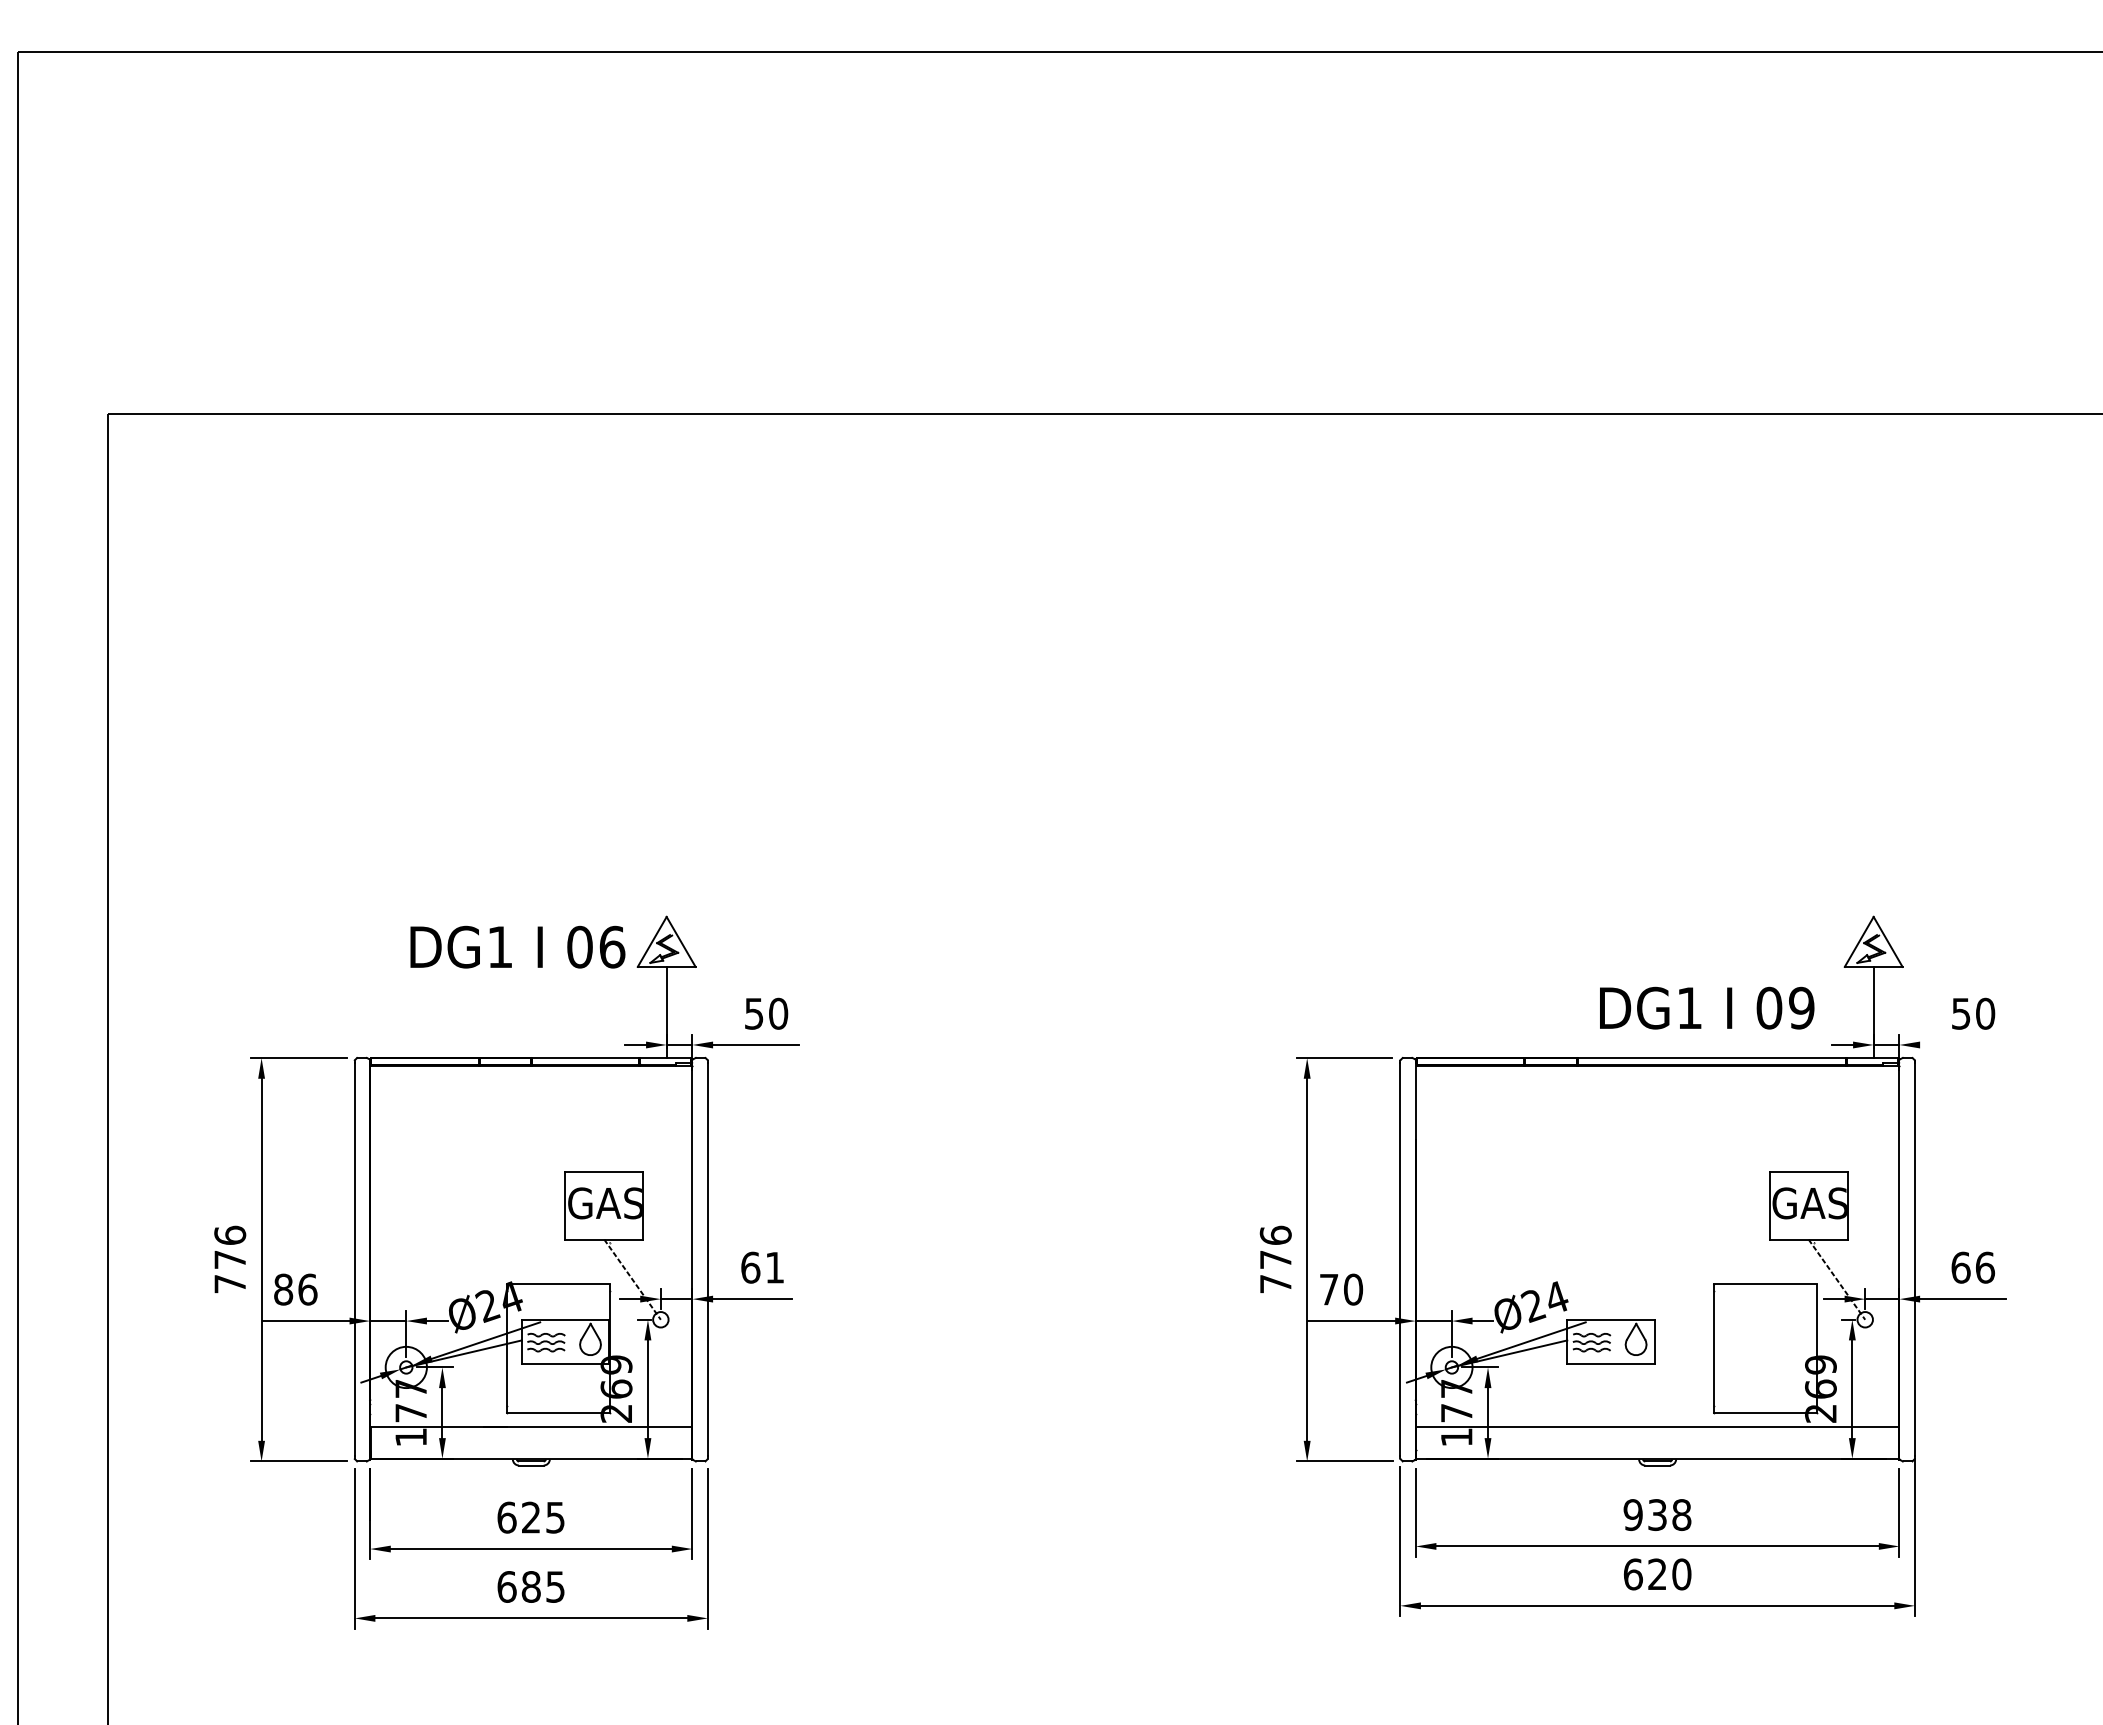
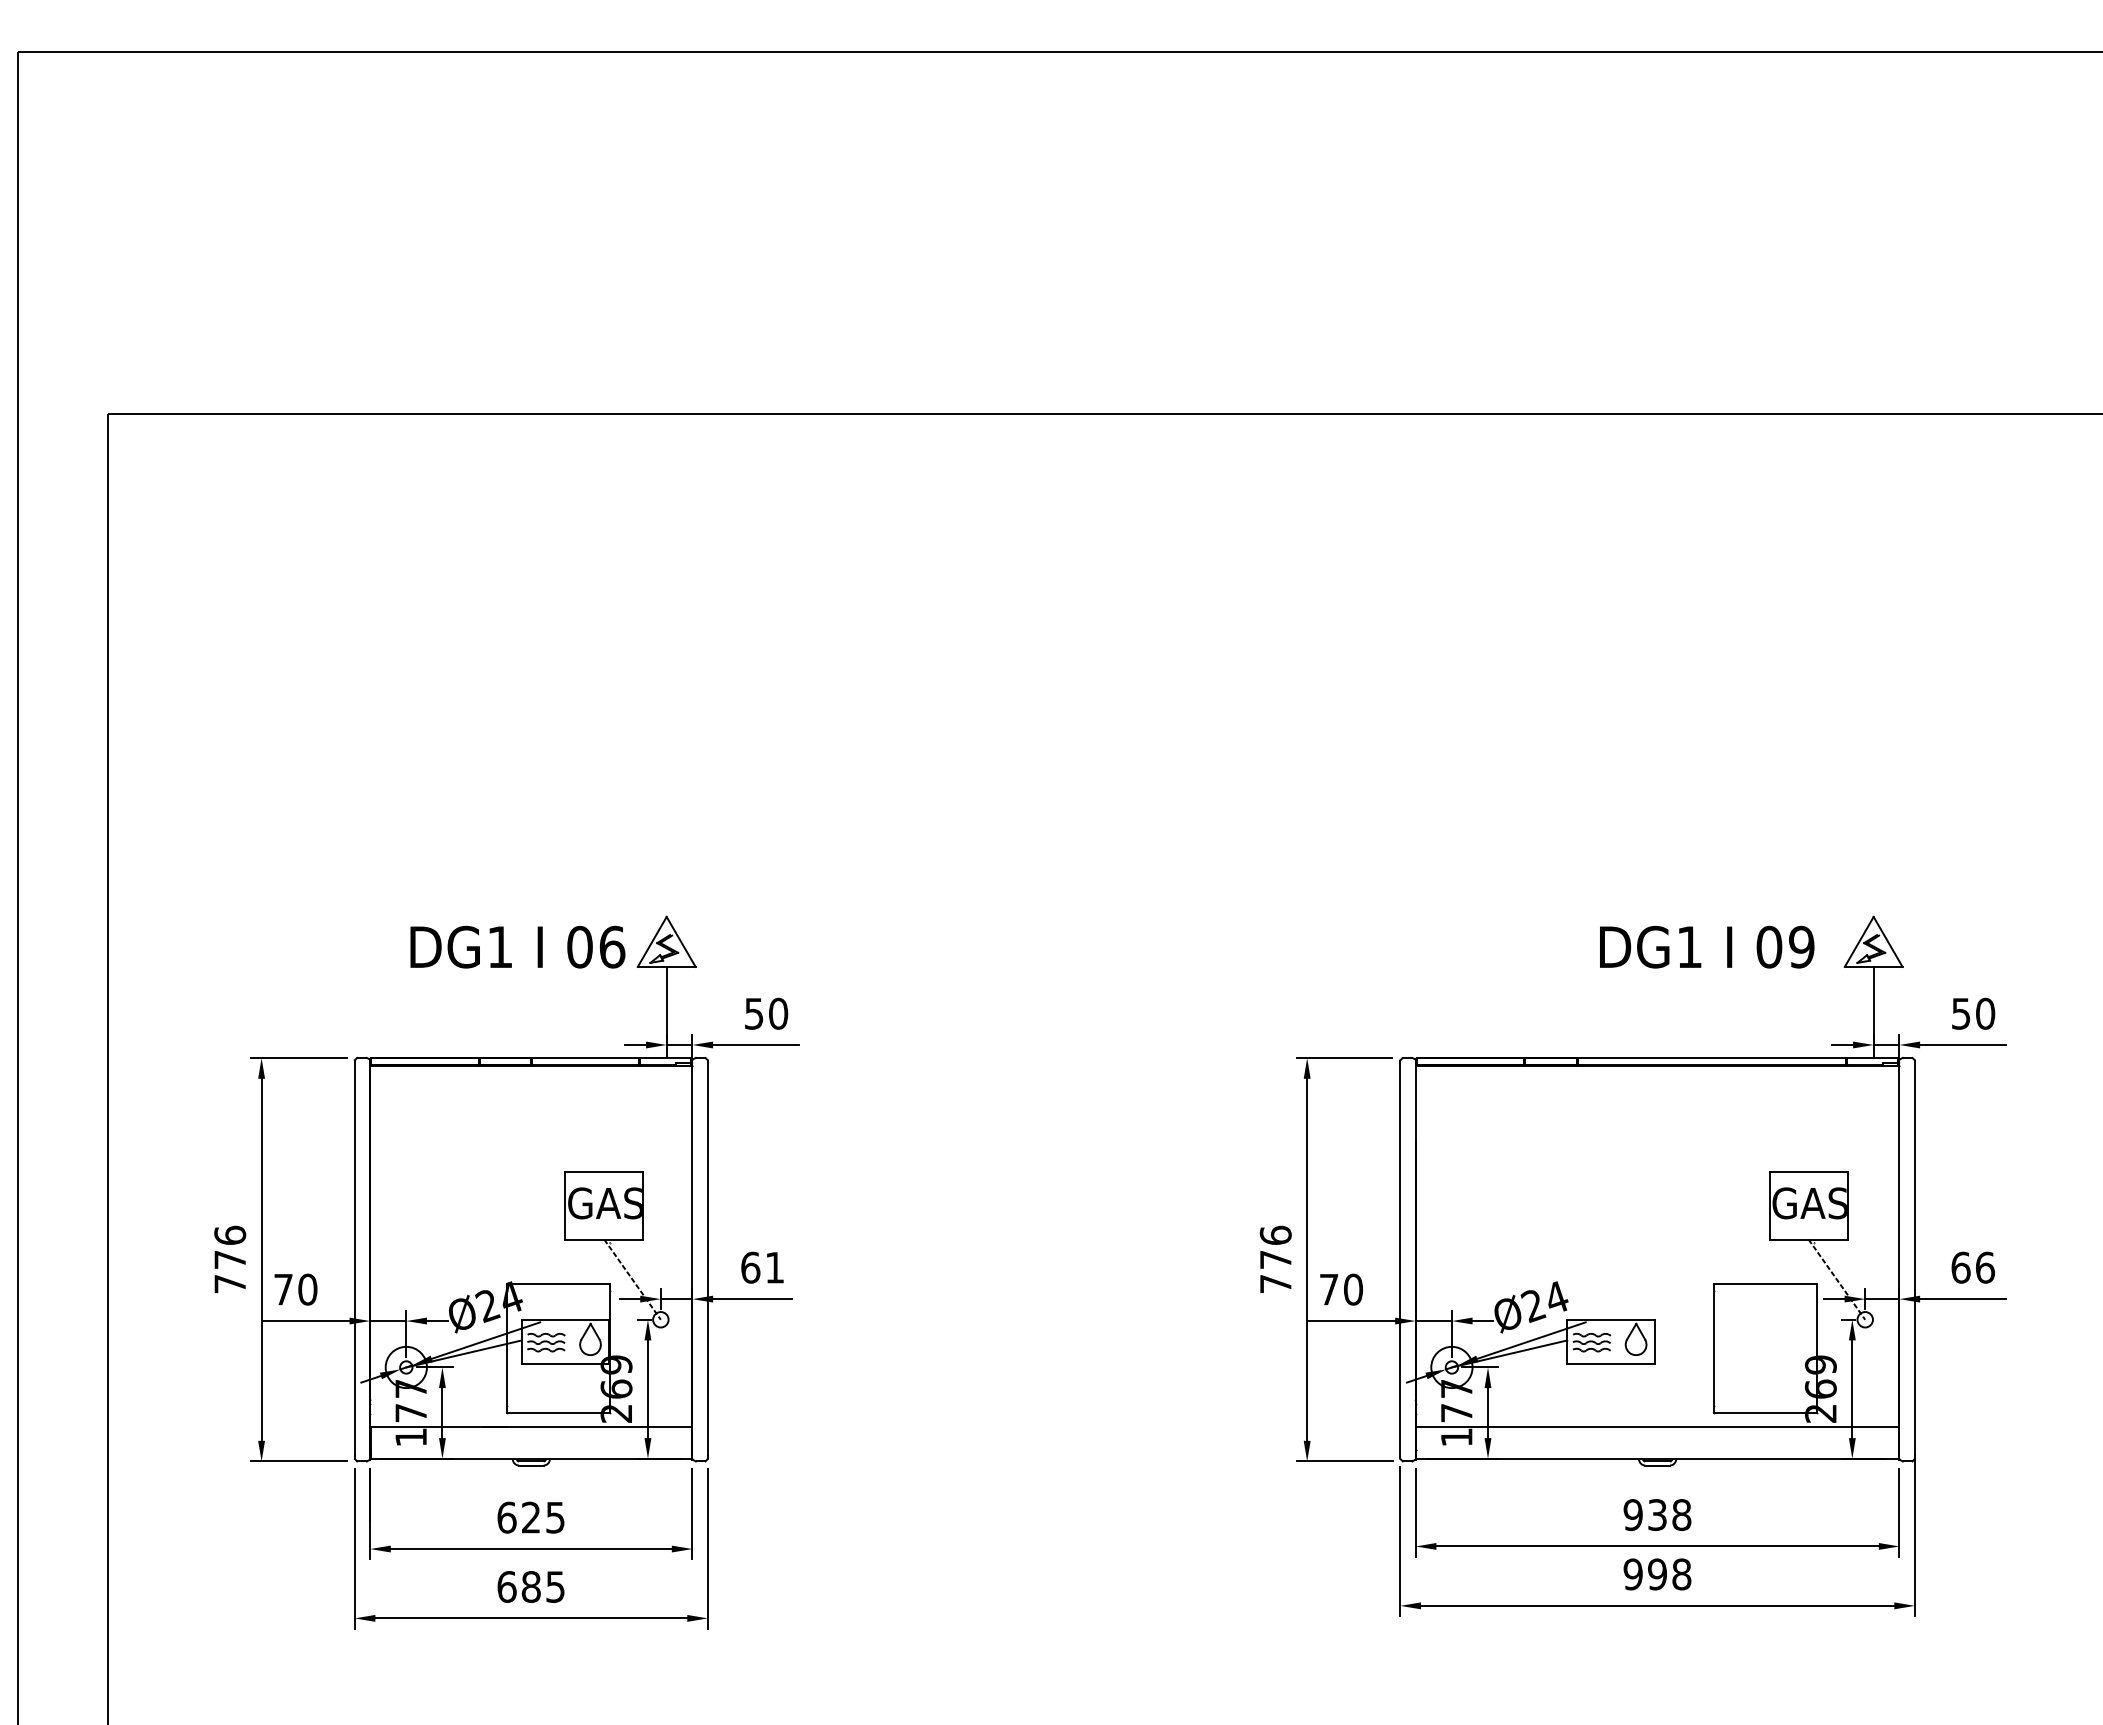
text position: (1707, 1007) -> (1707, 946) (1707, 946)
line: none -> present (1963, 1044)
text: 86 -> 70 (295, 1289)
text: 620 -> 998 (1657, 1574)
